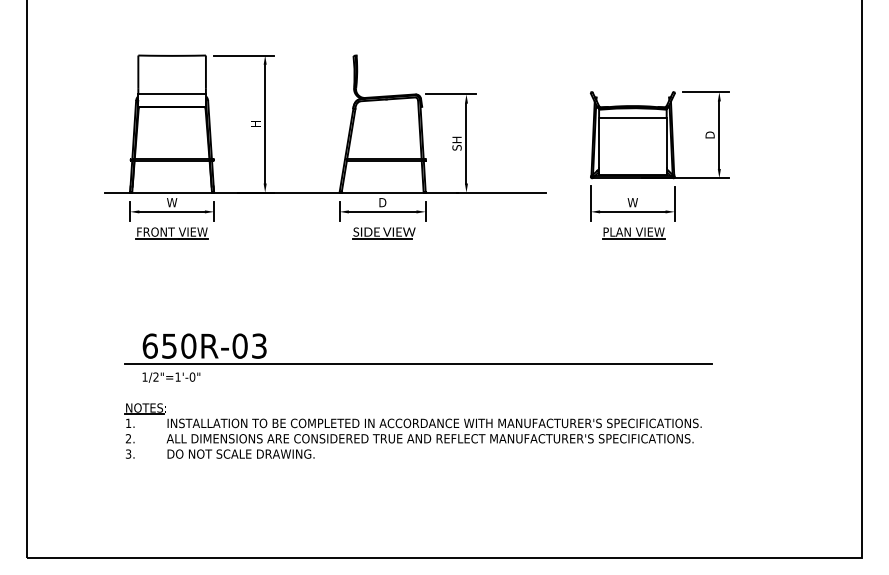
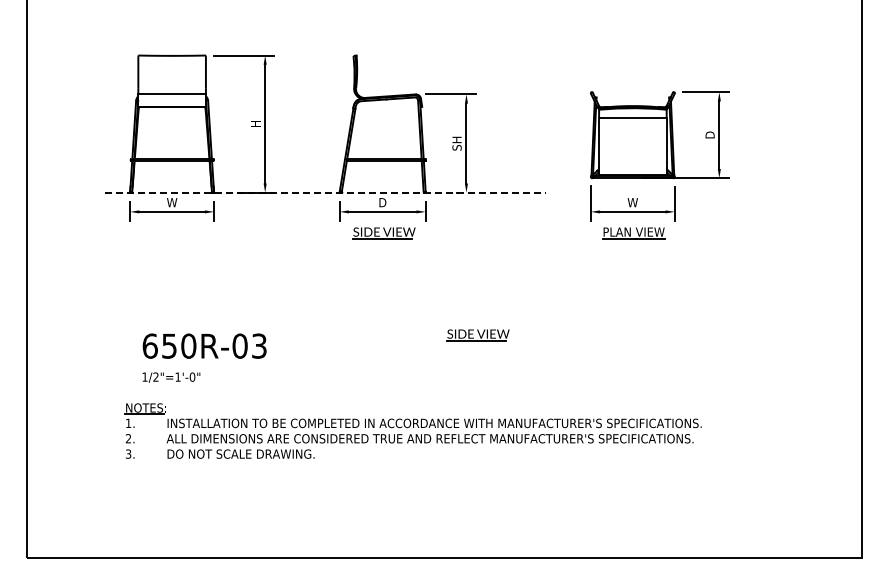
line: solid -> dashed (326, 192)
part: present -> none (171, 233)
part: none -> present (477, 335)
line: present -> none (418, 364)
